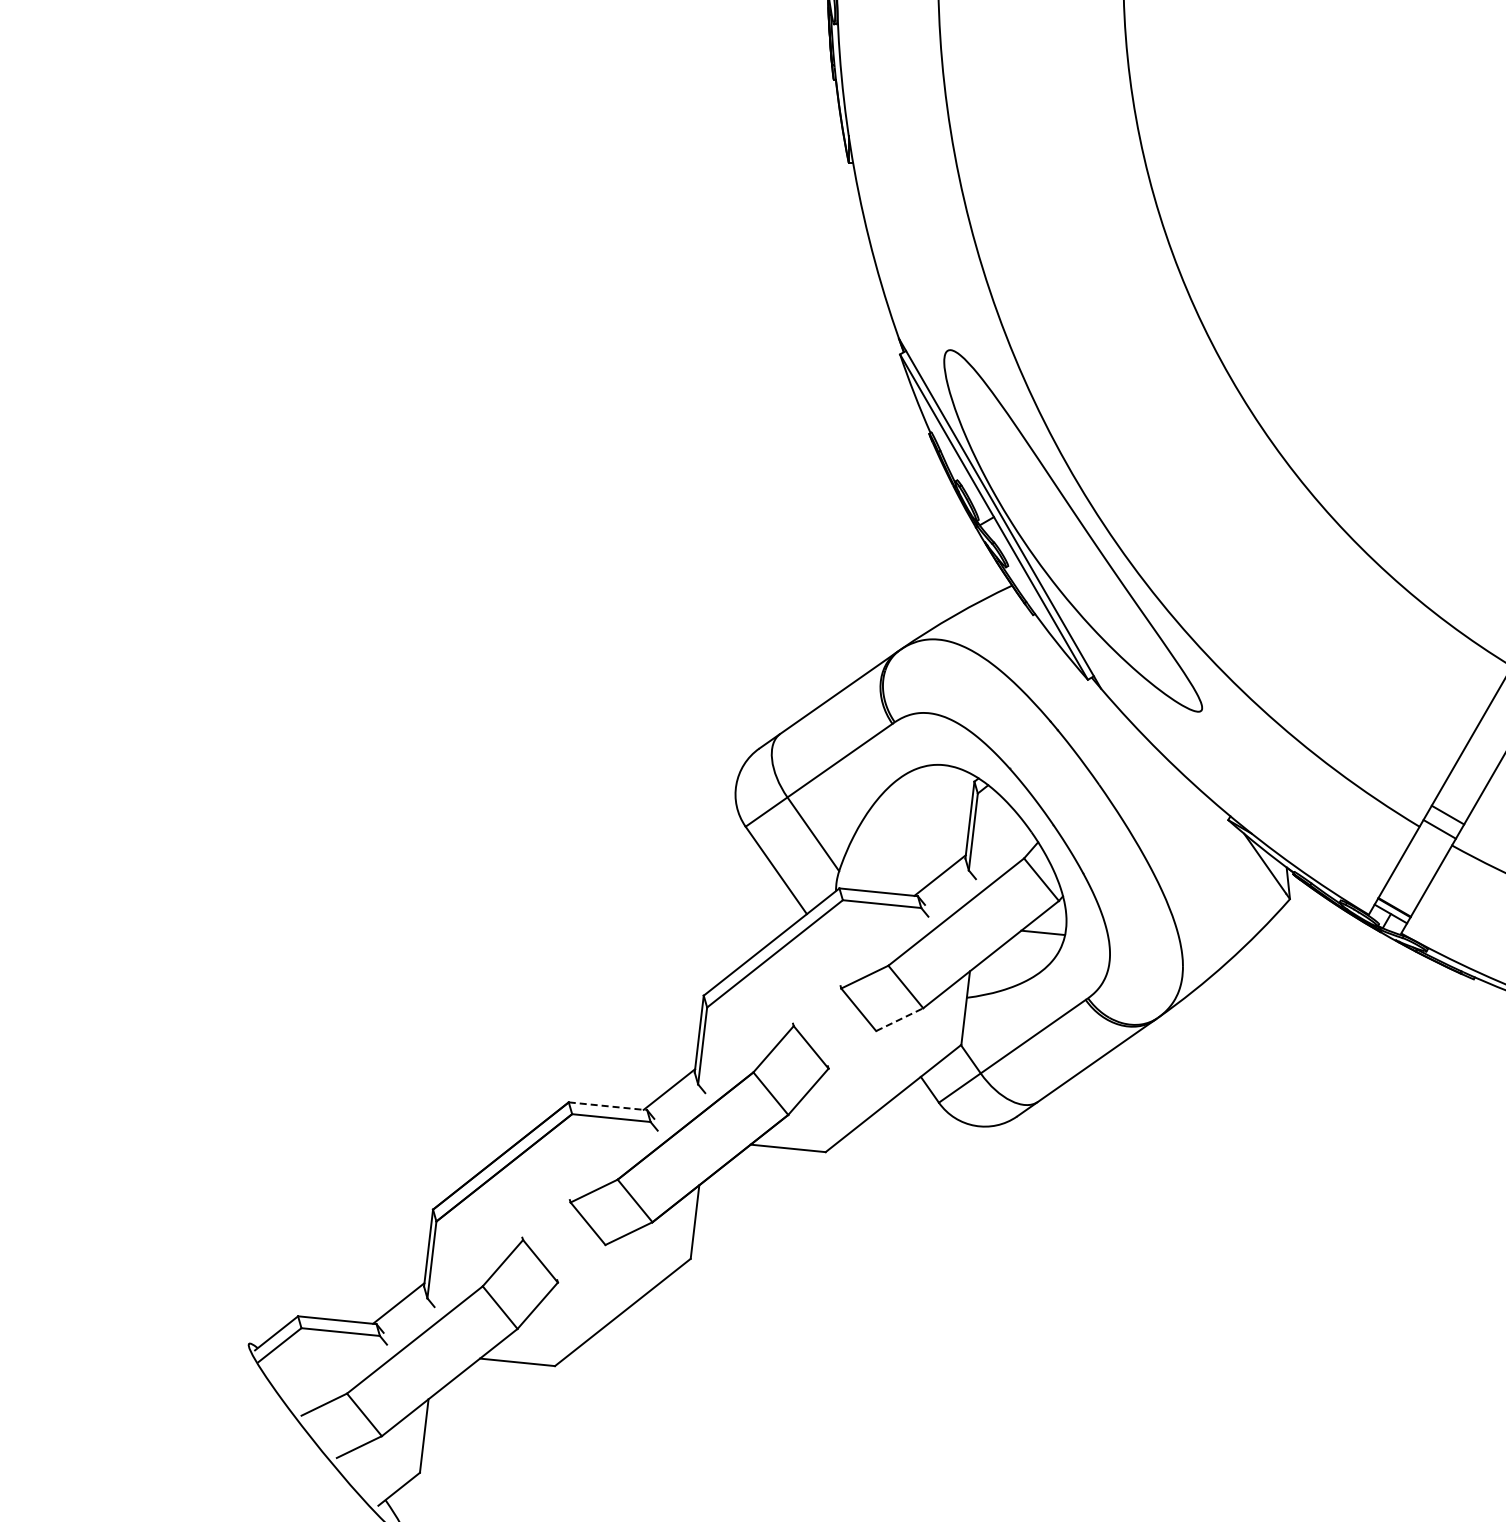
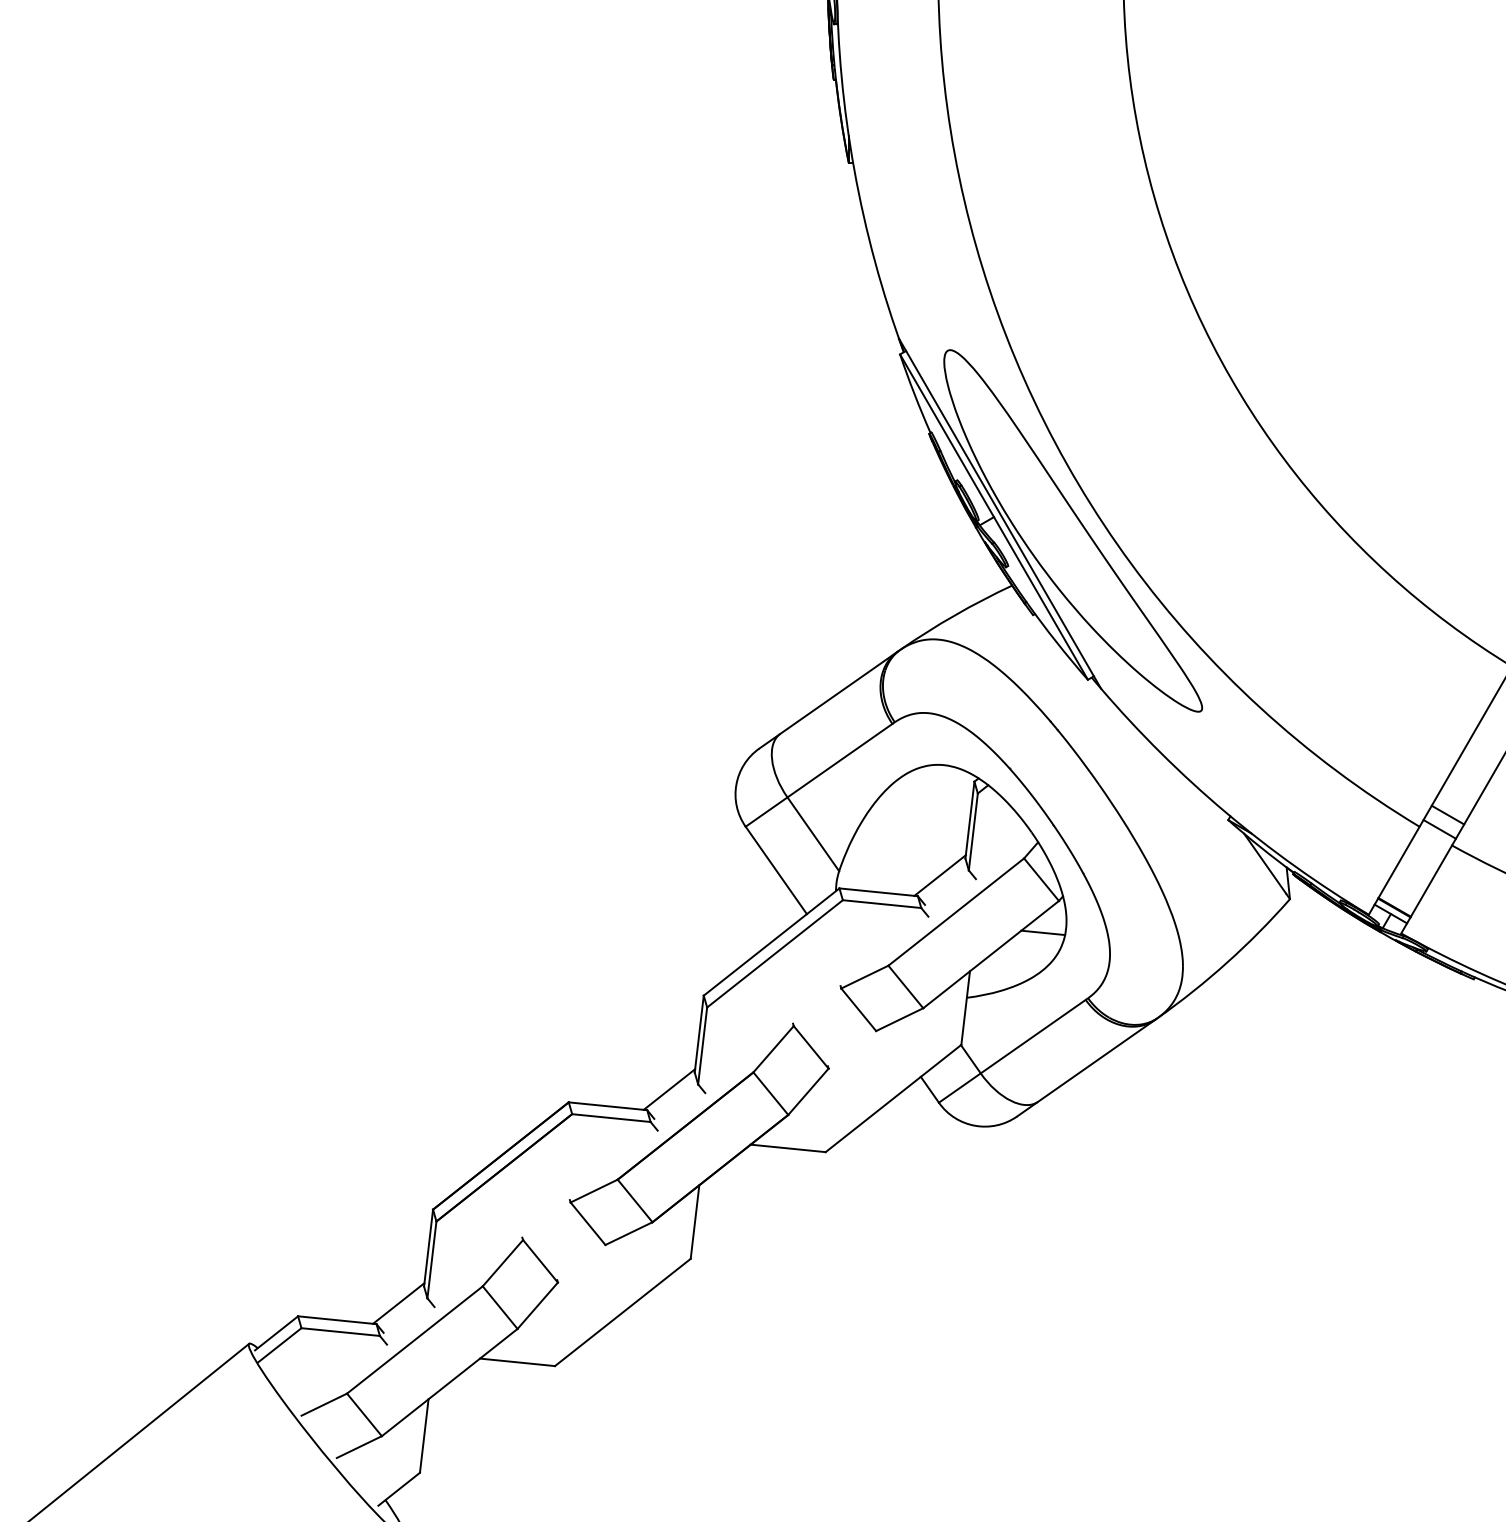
line: dashed -> solid (900, 1019)
line: dashed -> solid (608, 1106)
line: none -> present (140, 1430)
